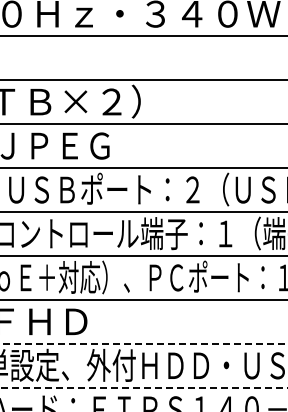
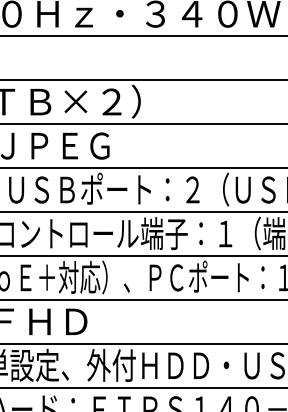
line: dashed -> solid (143, 343)
line: dashed -> solid (144, 387)
